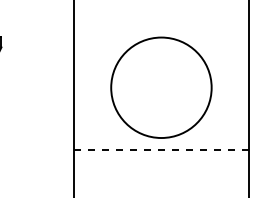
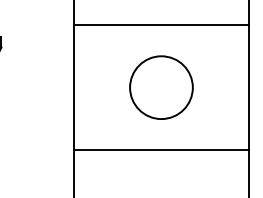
line: none -> present (161, 24)
circle size: 103x103 px -> 65x65 px (161, 87)
line: dashed -> solid (161, 150)
